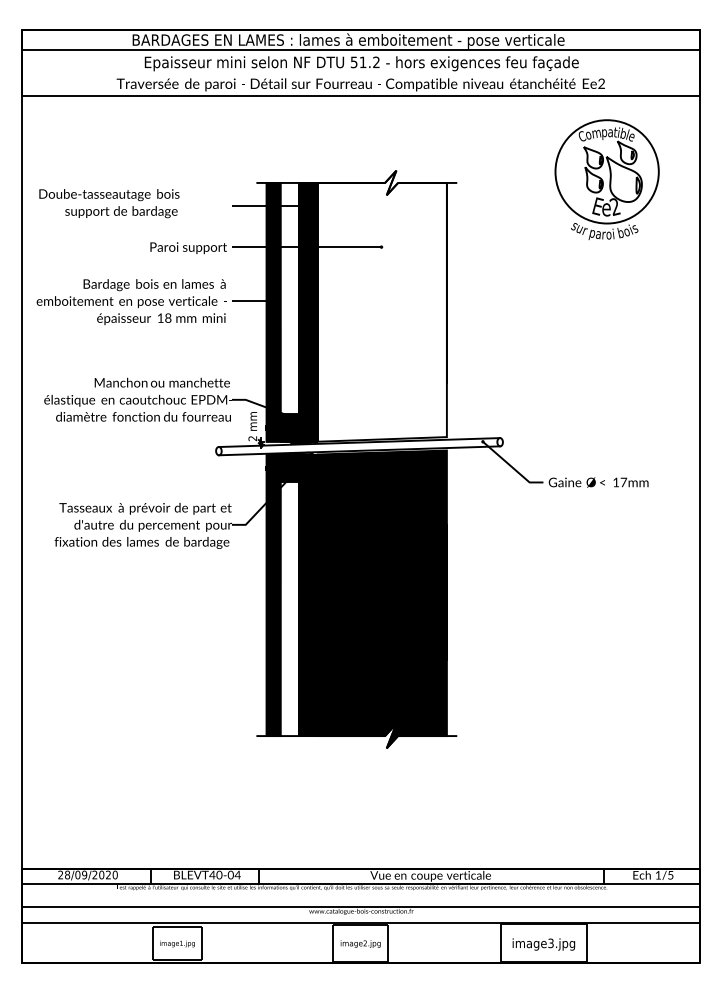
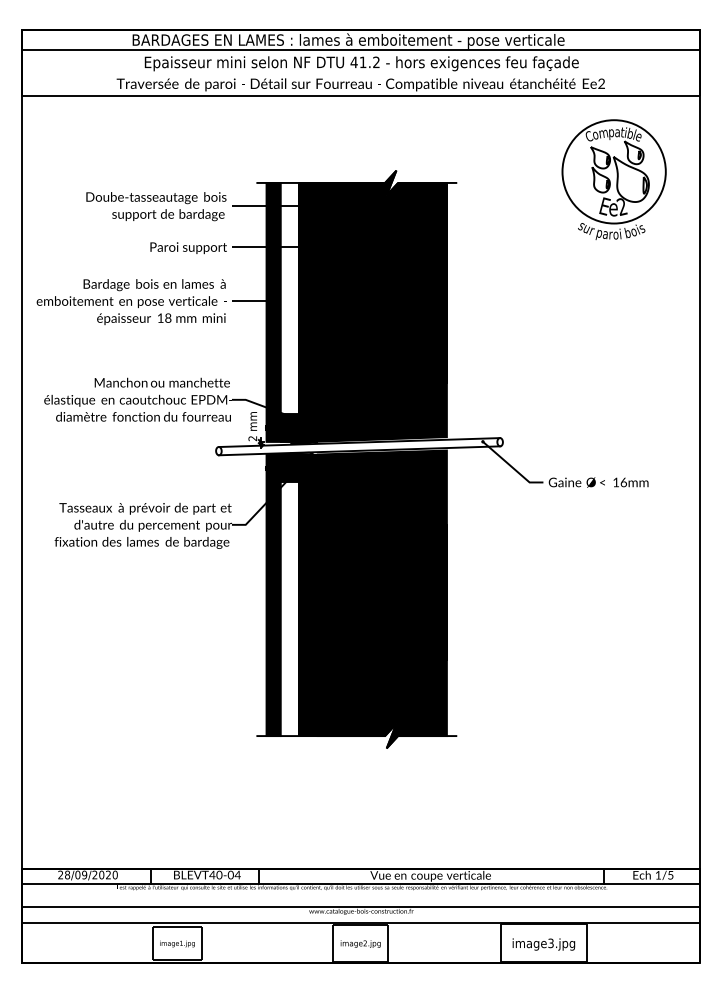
text: 51.2 -> 41.2 (353, 62)
part position: (606, 179) -> (613, 179) (613, 179)
text position: (109, 203) -> (156, 206) (156, 206)
fill: none -> present (381, 305)
text: 17mm -> 16mm (623, 482)
